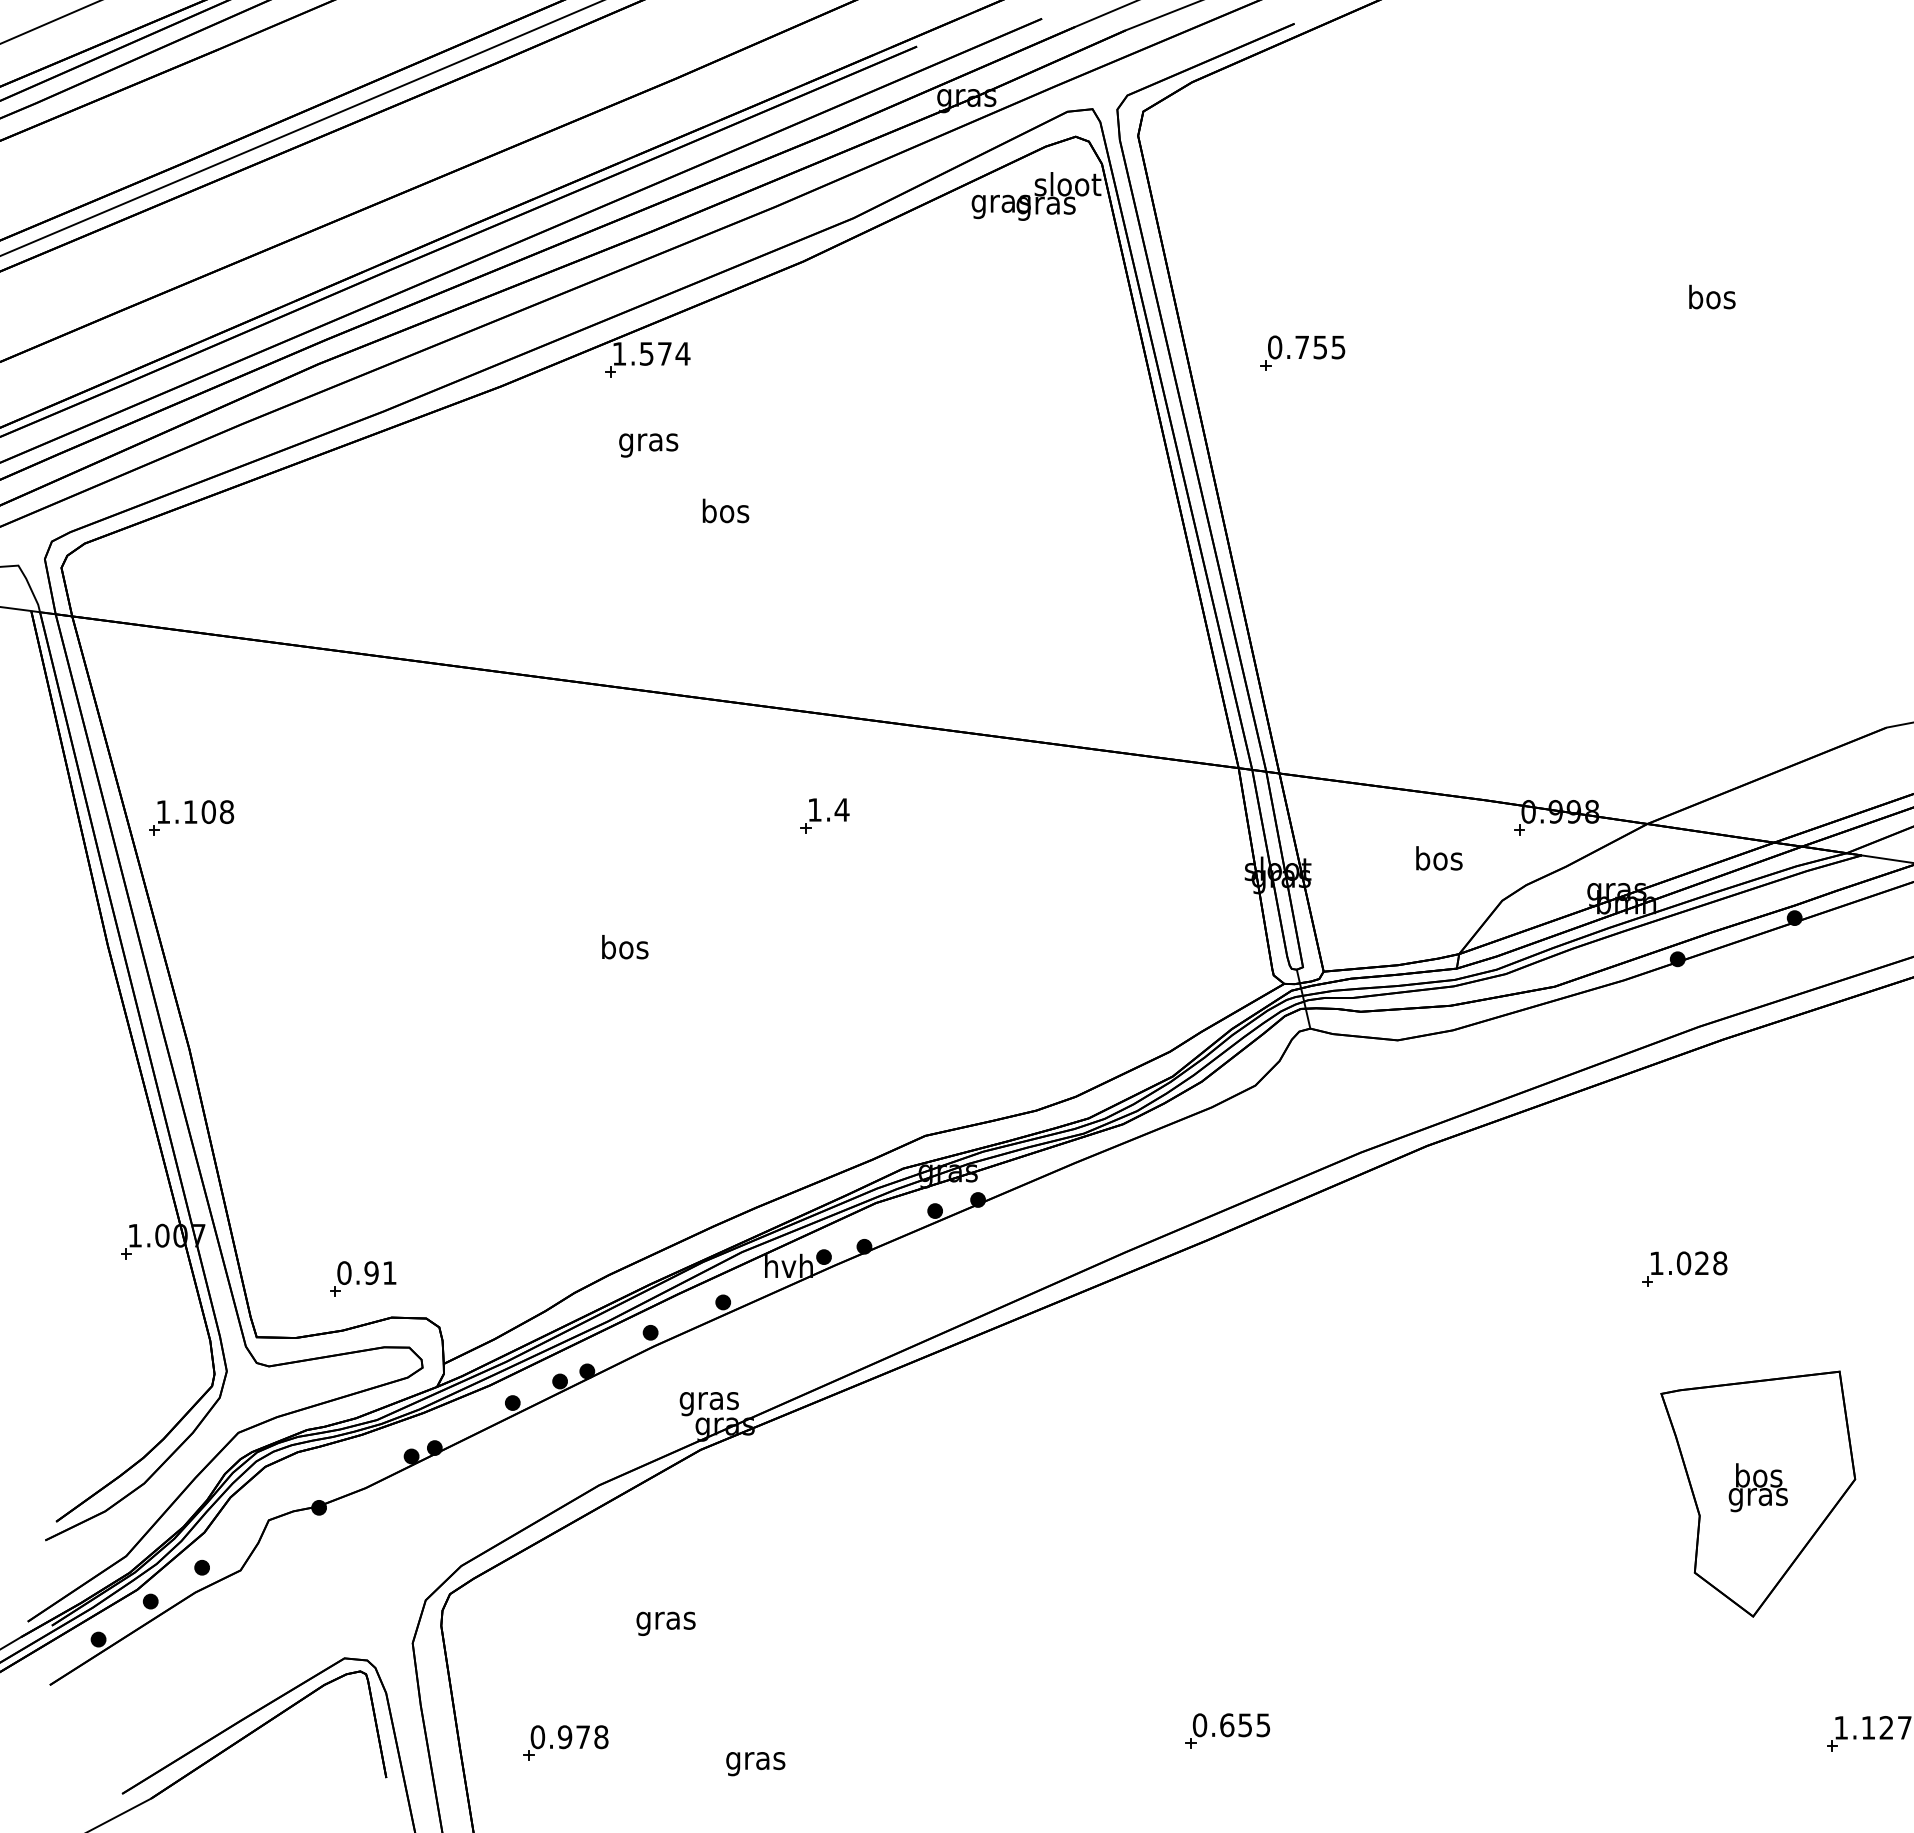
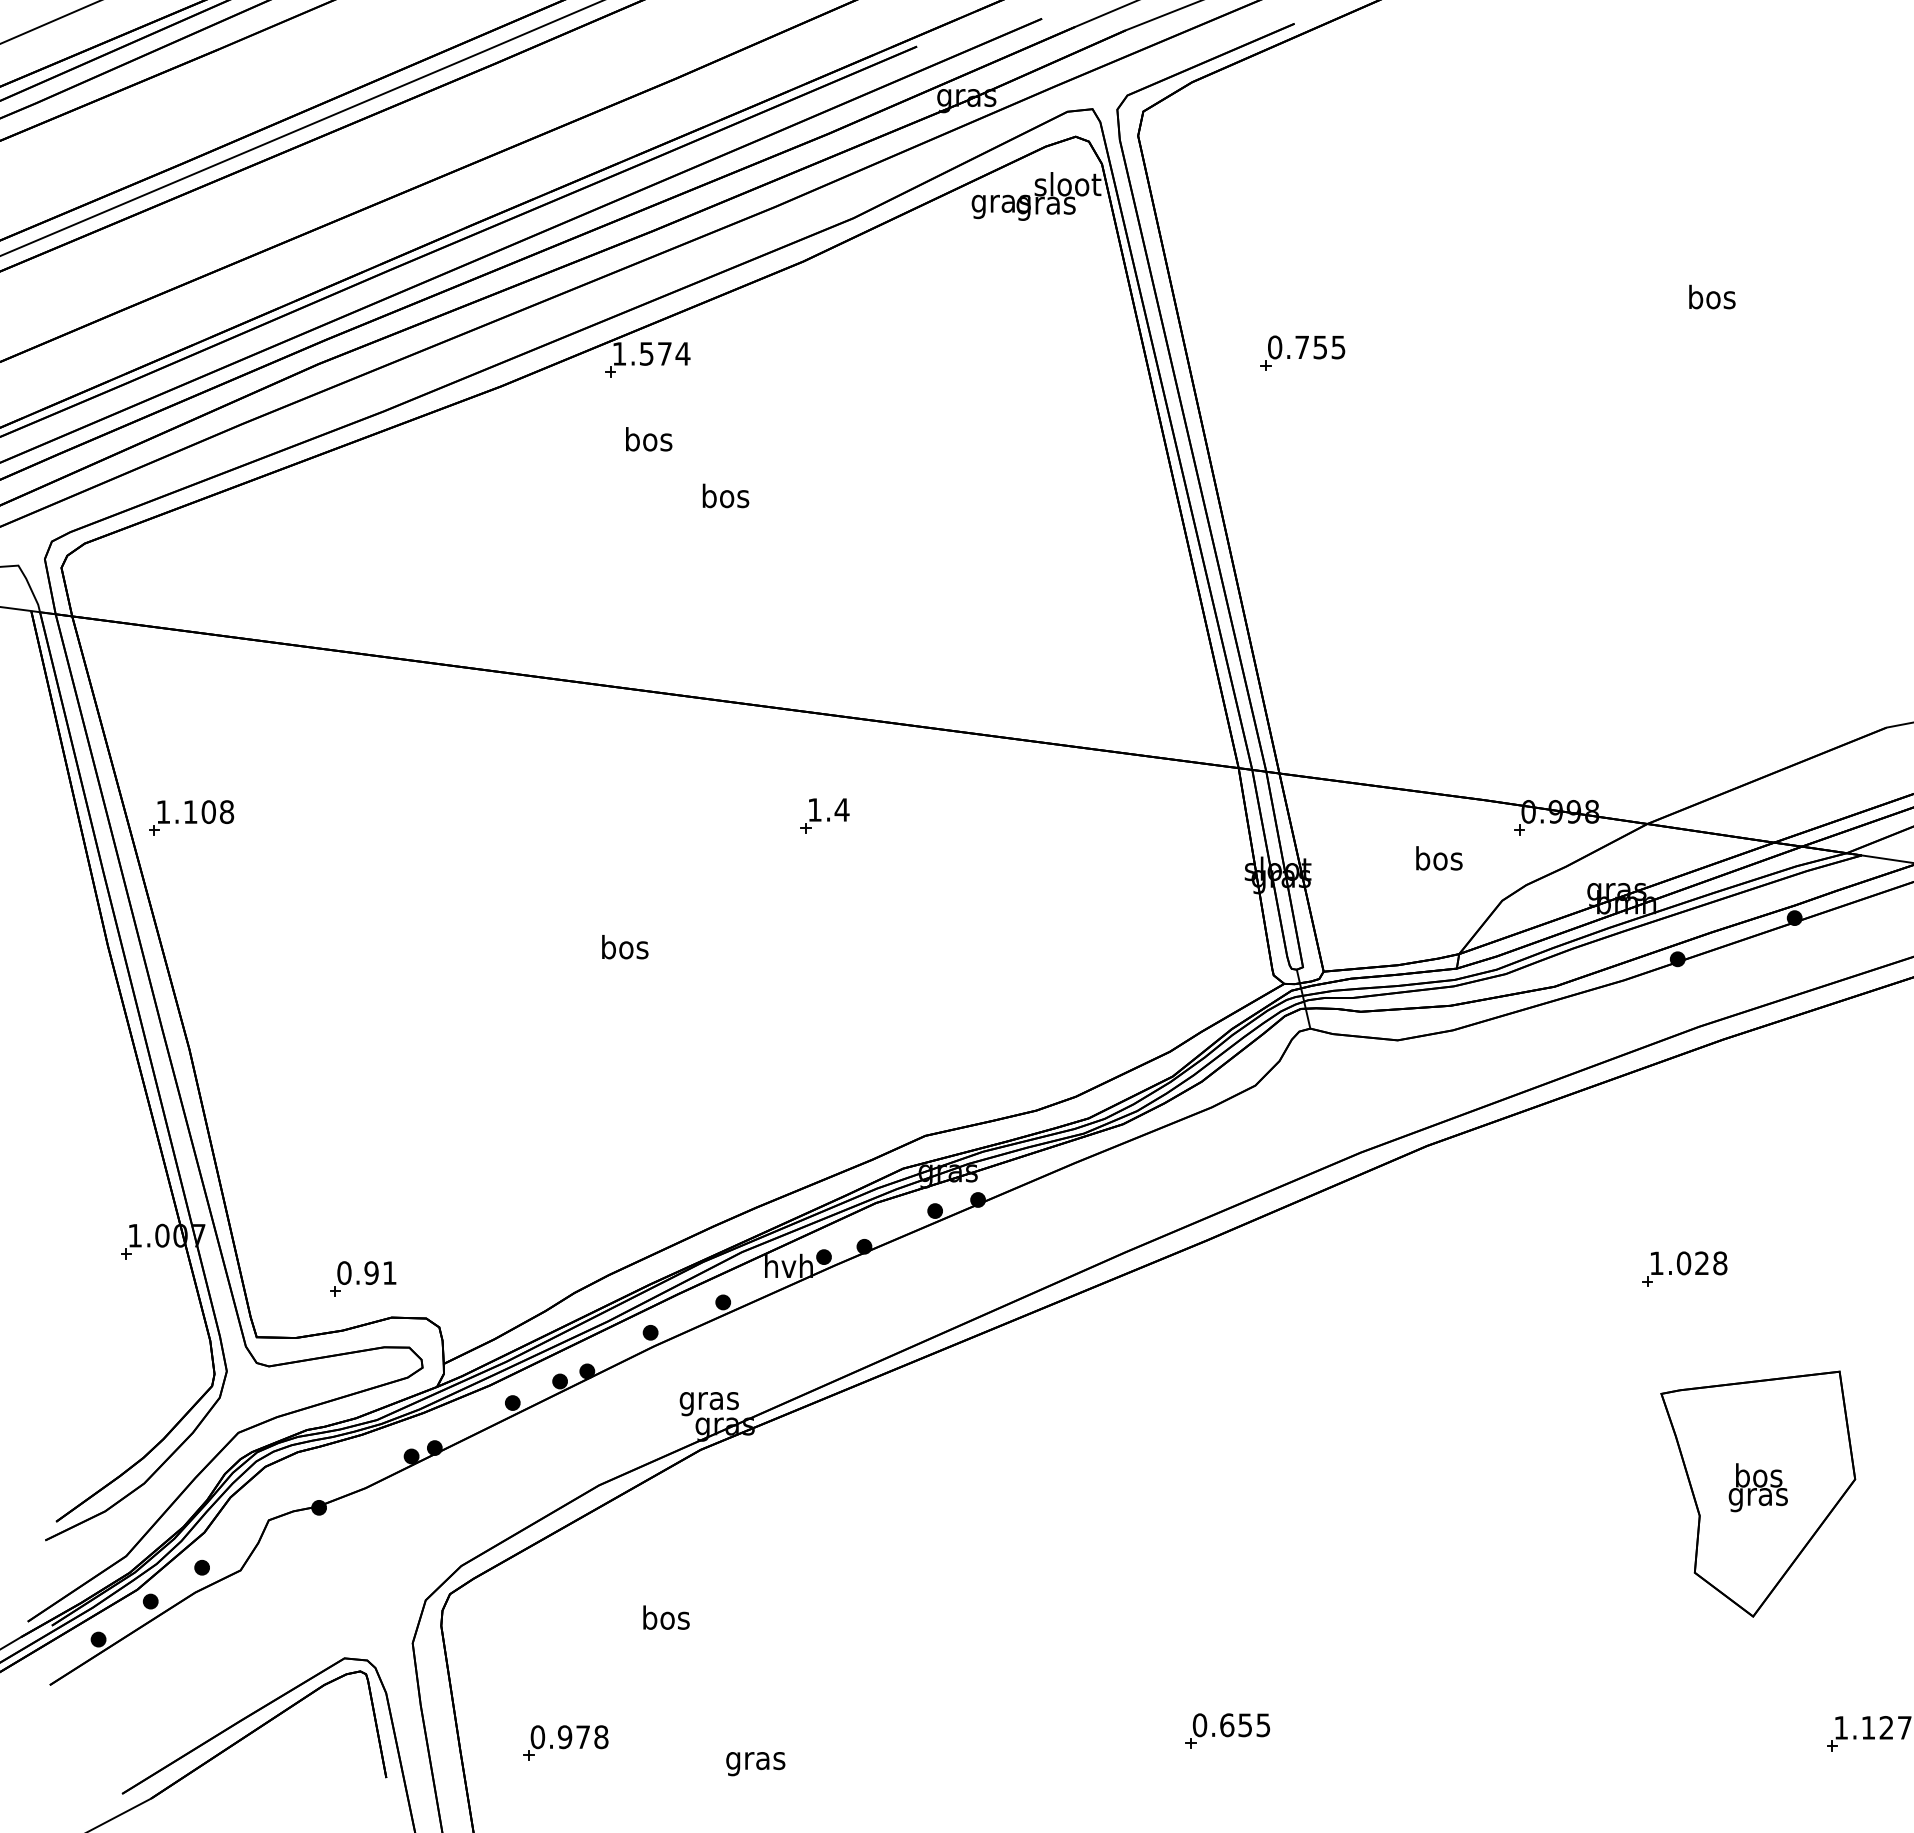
text: gras -> bos (648, 442)
text position: (725, 510) -> (725, 495) (725, 495)
text: gras -> bos (665, 1620)
